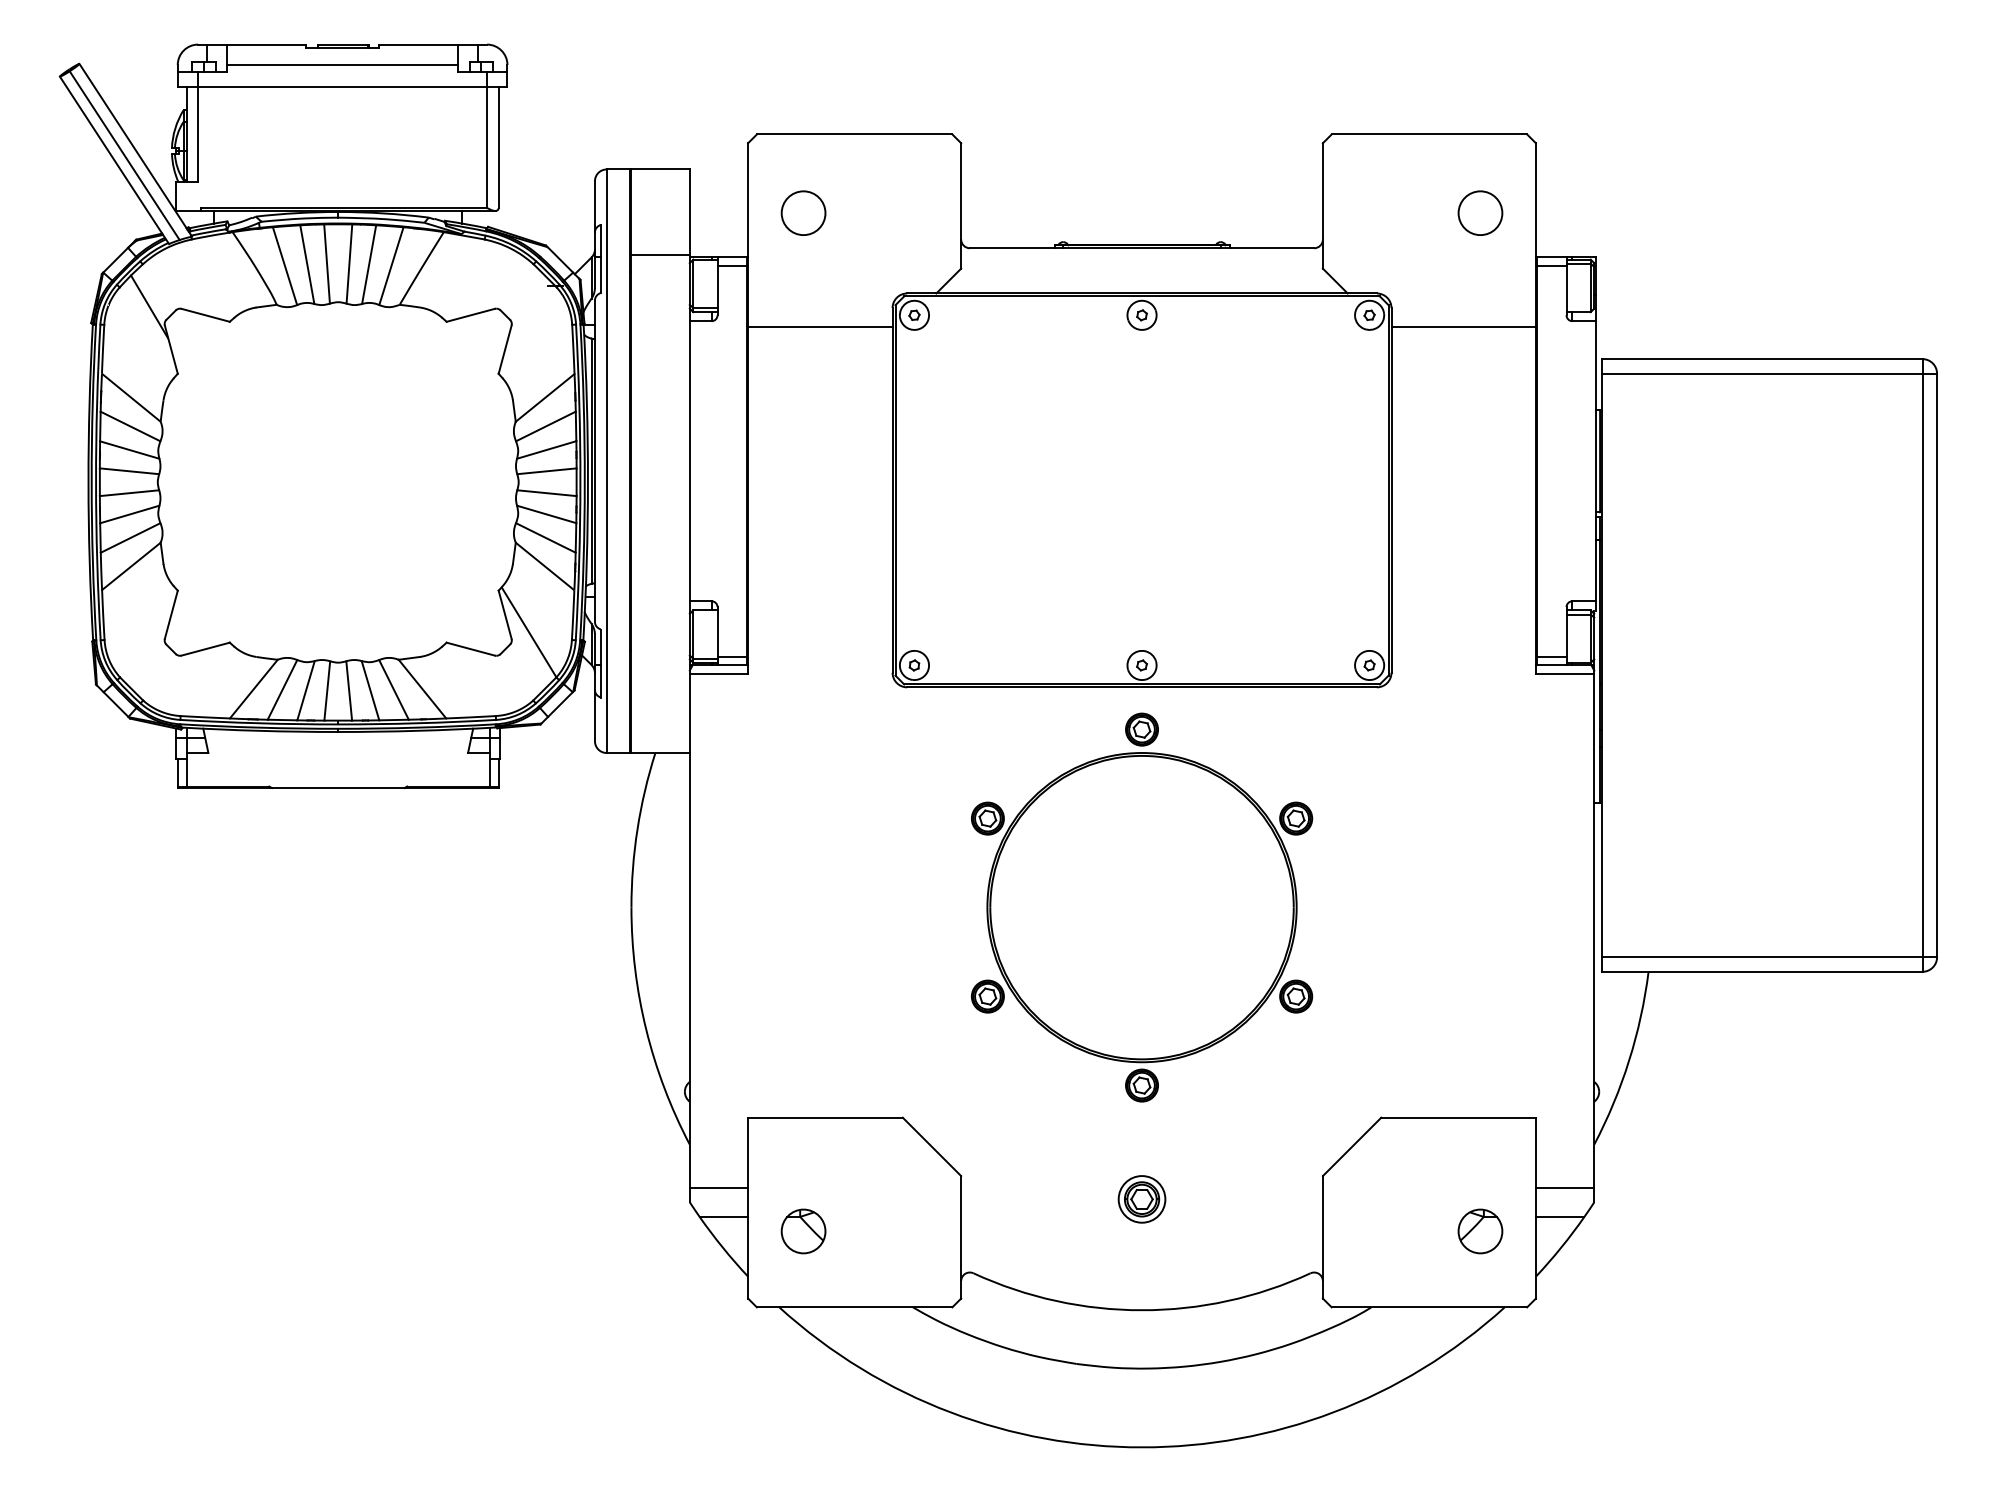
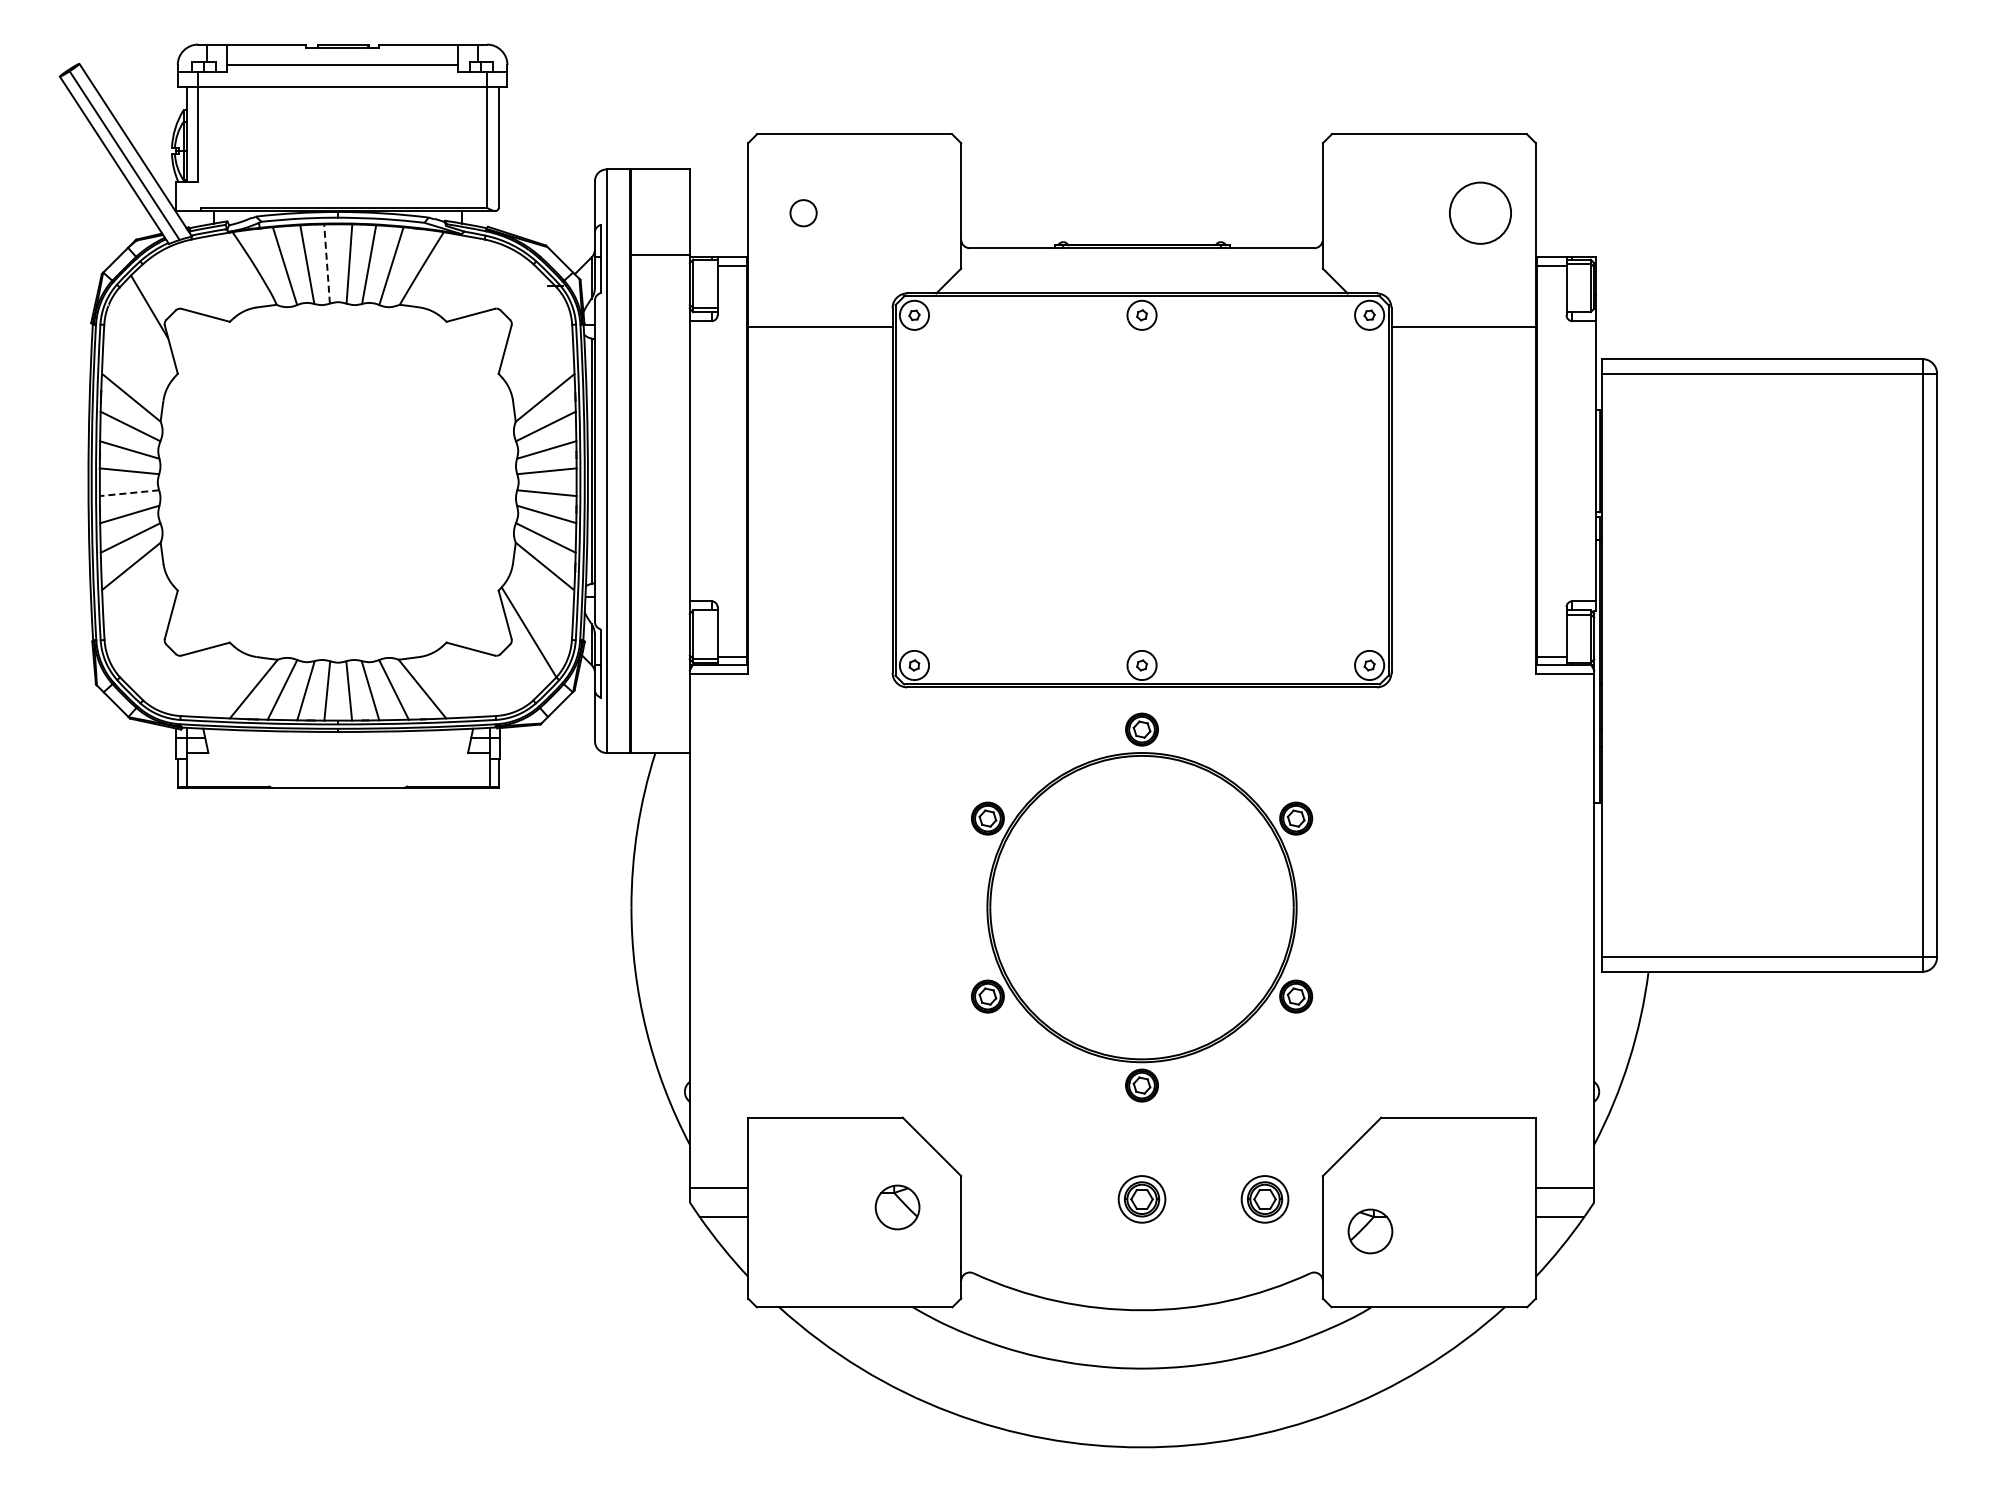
circle diameter: 44 px -> 26 px (803, 213)
circle diameter: 44 px -> 61 px (1480, 212)
line: solid -> dashed (327, 264)
line: solid -> dashed (129, 493)
part: none -> present (1264, 1199)
part position: (803, 1231) -> (897, 1207) (897, 1207)
part position: (1480, 1231) -> (1370, 1231) (1370, 1231)
